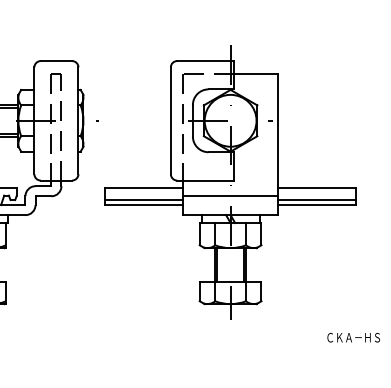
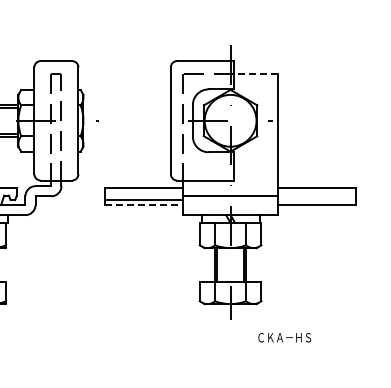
line: solid -> dashed (255, 73)
line: present -> none (316, 200)
line: solid -> dashed (144, 205)
text position: (353, 337) -> (284, 337) (284, 337)
